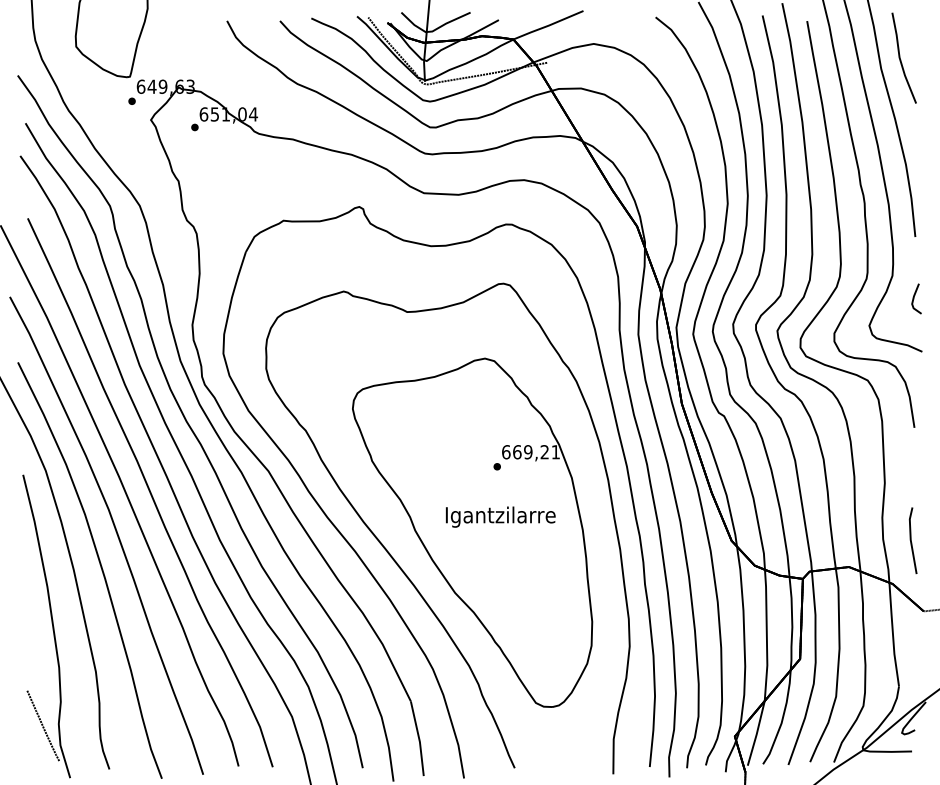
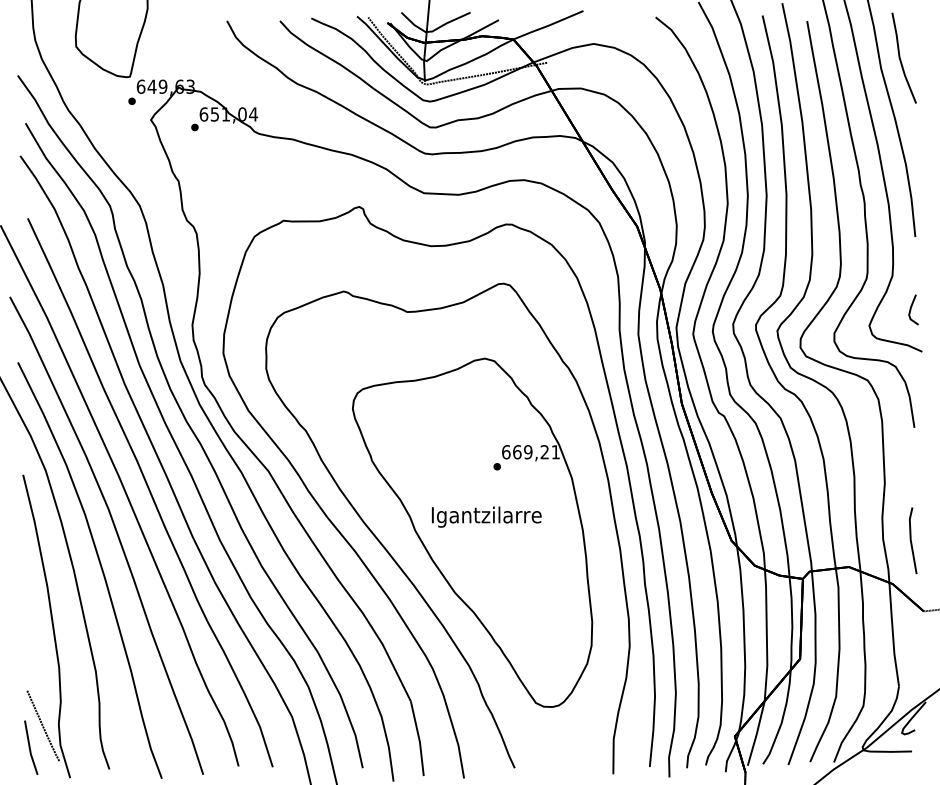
line position: (914, 298) -> (911, 309) (911, 309)
text position: (500, 516) -> (486, 516) (486, 516)
line: none -> present (30, 747)
